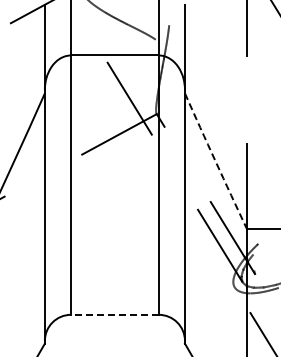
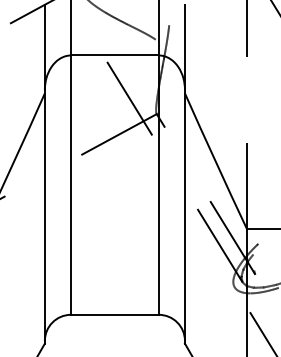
arc: dashed -> solid (215, 161)
line: dashed -> solid (114, 314)
